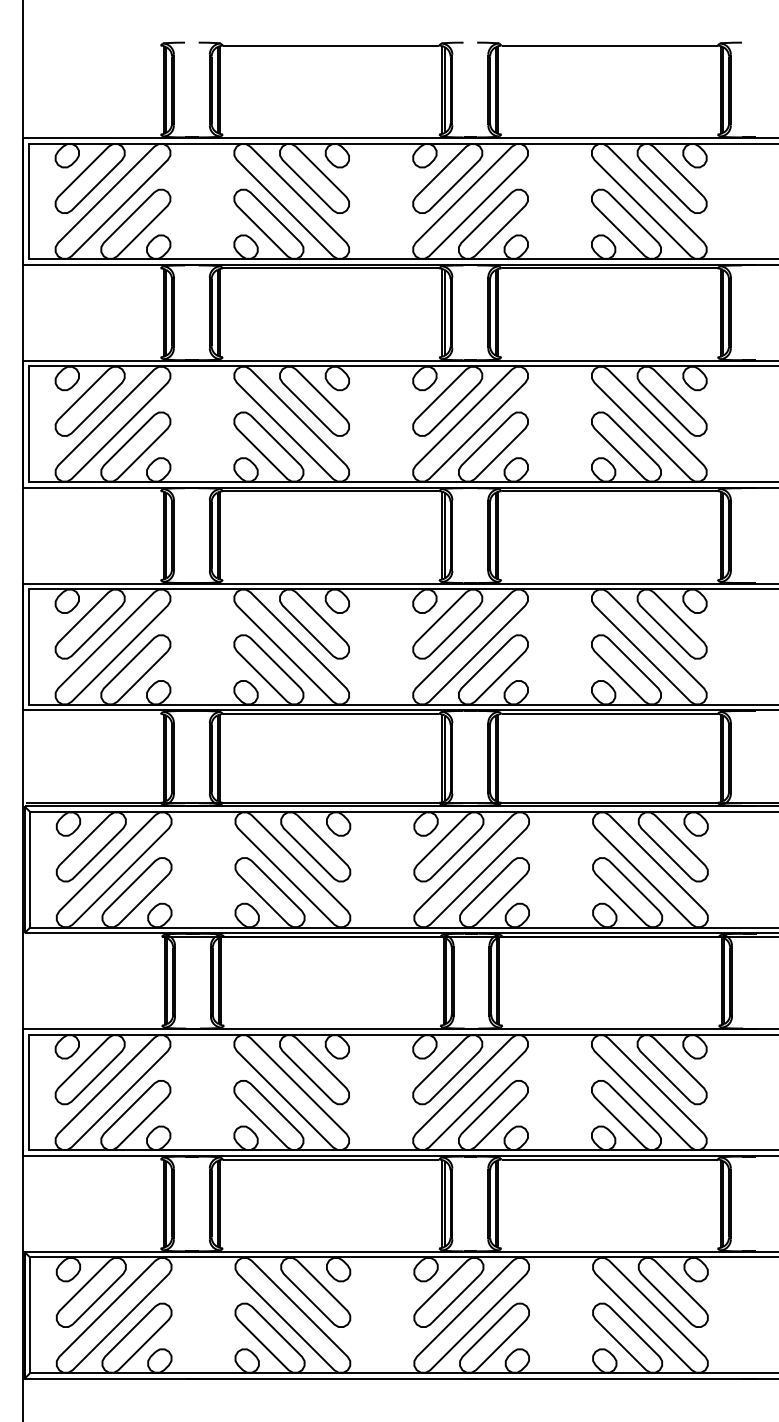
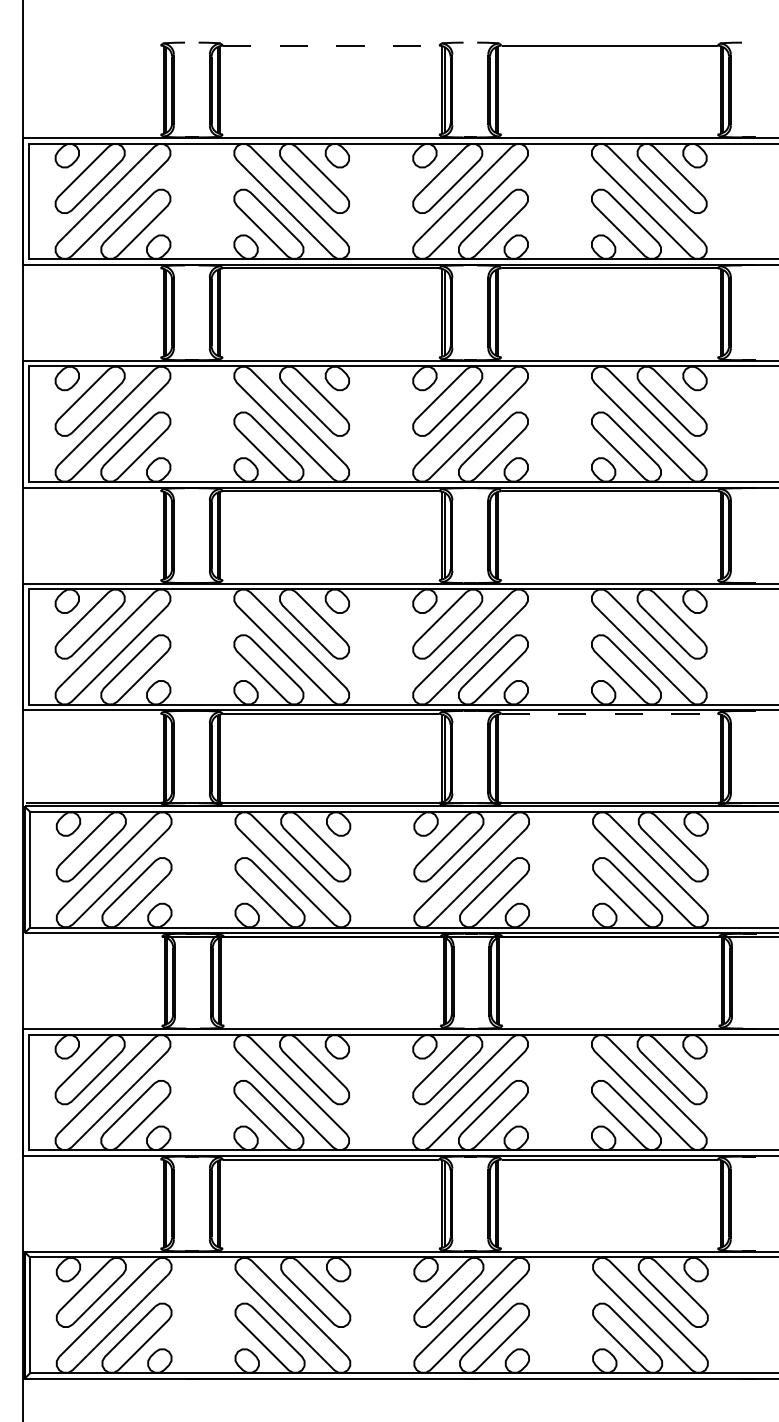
line: solid -> dashed (331, 45)
line: solid -> dashed (610, 714)
